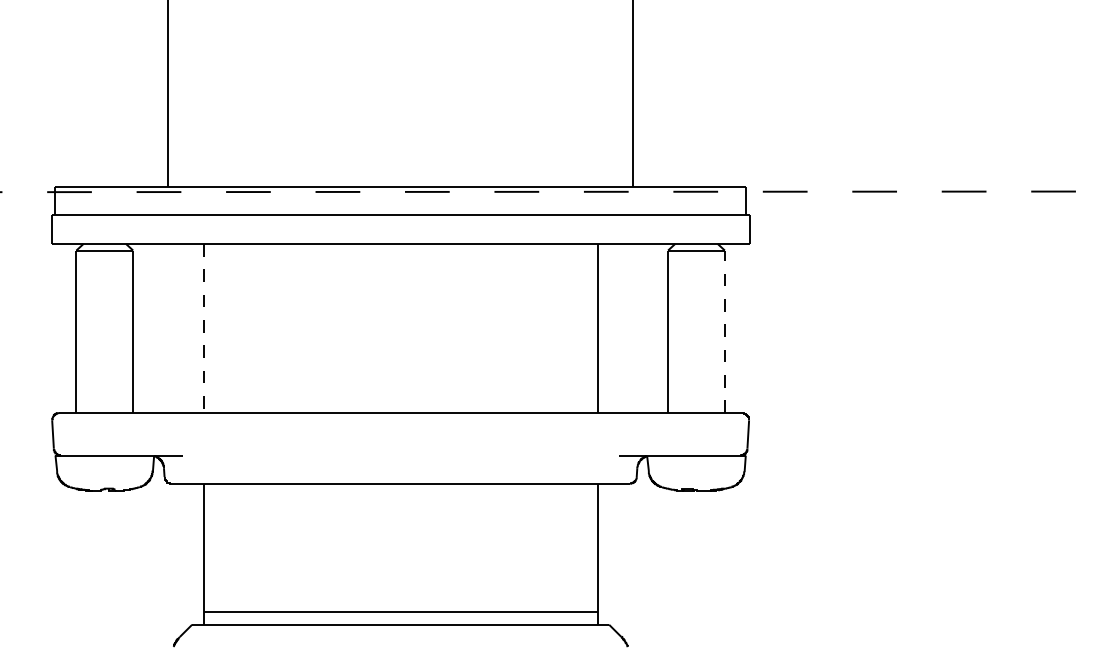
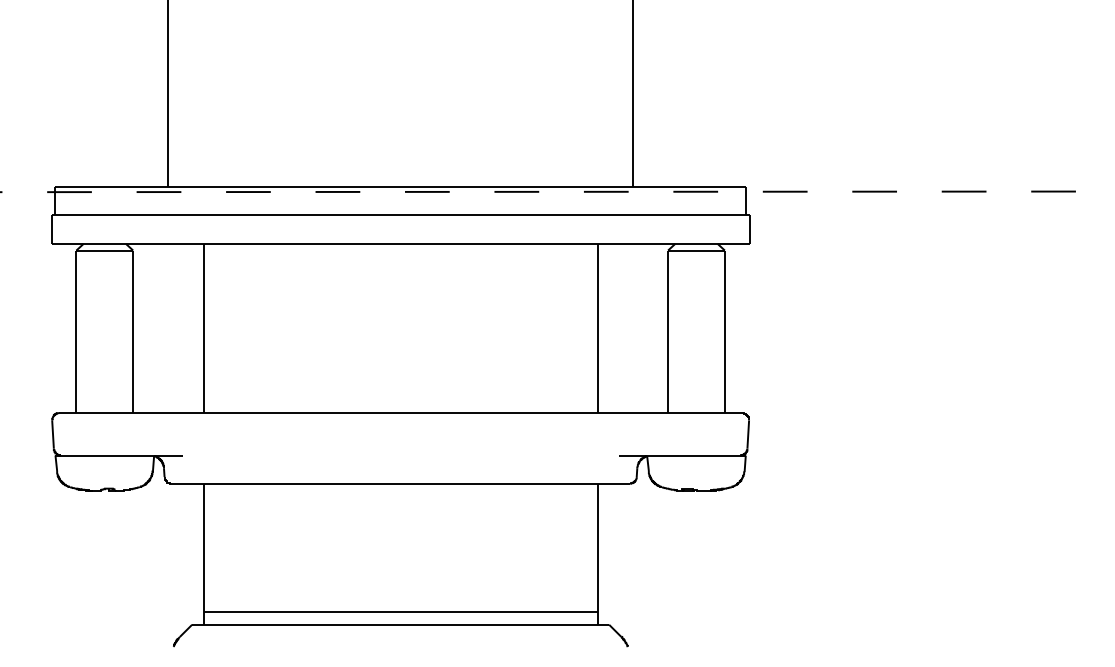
line: dashed -> solid (203, 328)
line: dashed -> solid (724, 331)
